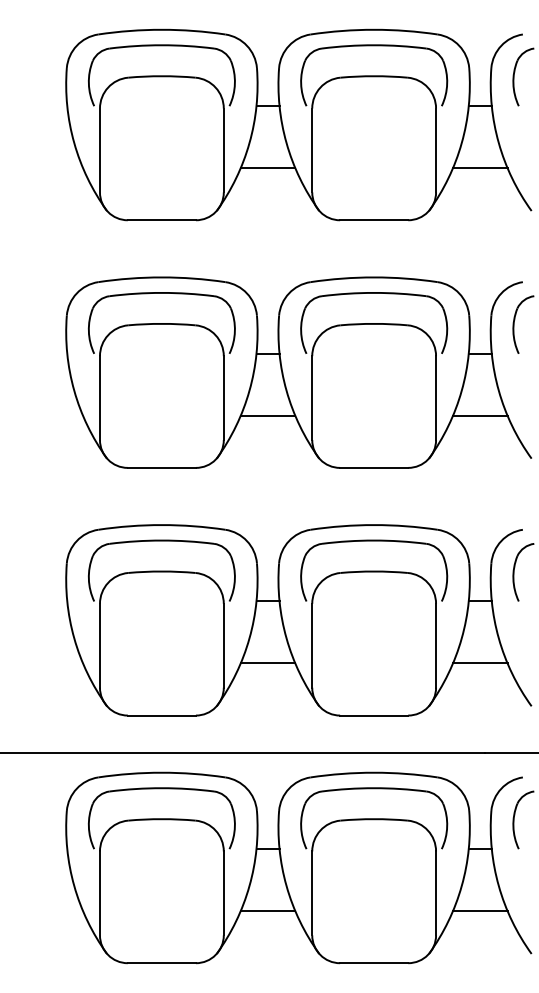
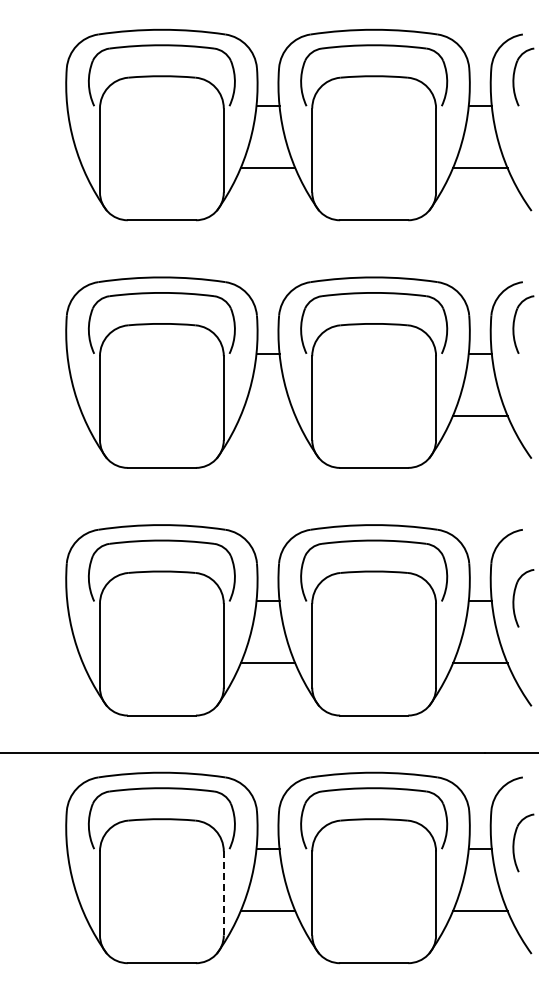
line: present -> none (267, 415)
part position: (514, 572) -> (514, 598) (514, 598)
part position: (515, 815) -> (515, 838) (515, 838)
line: solid -> dashed (223, 893)
